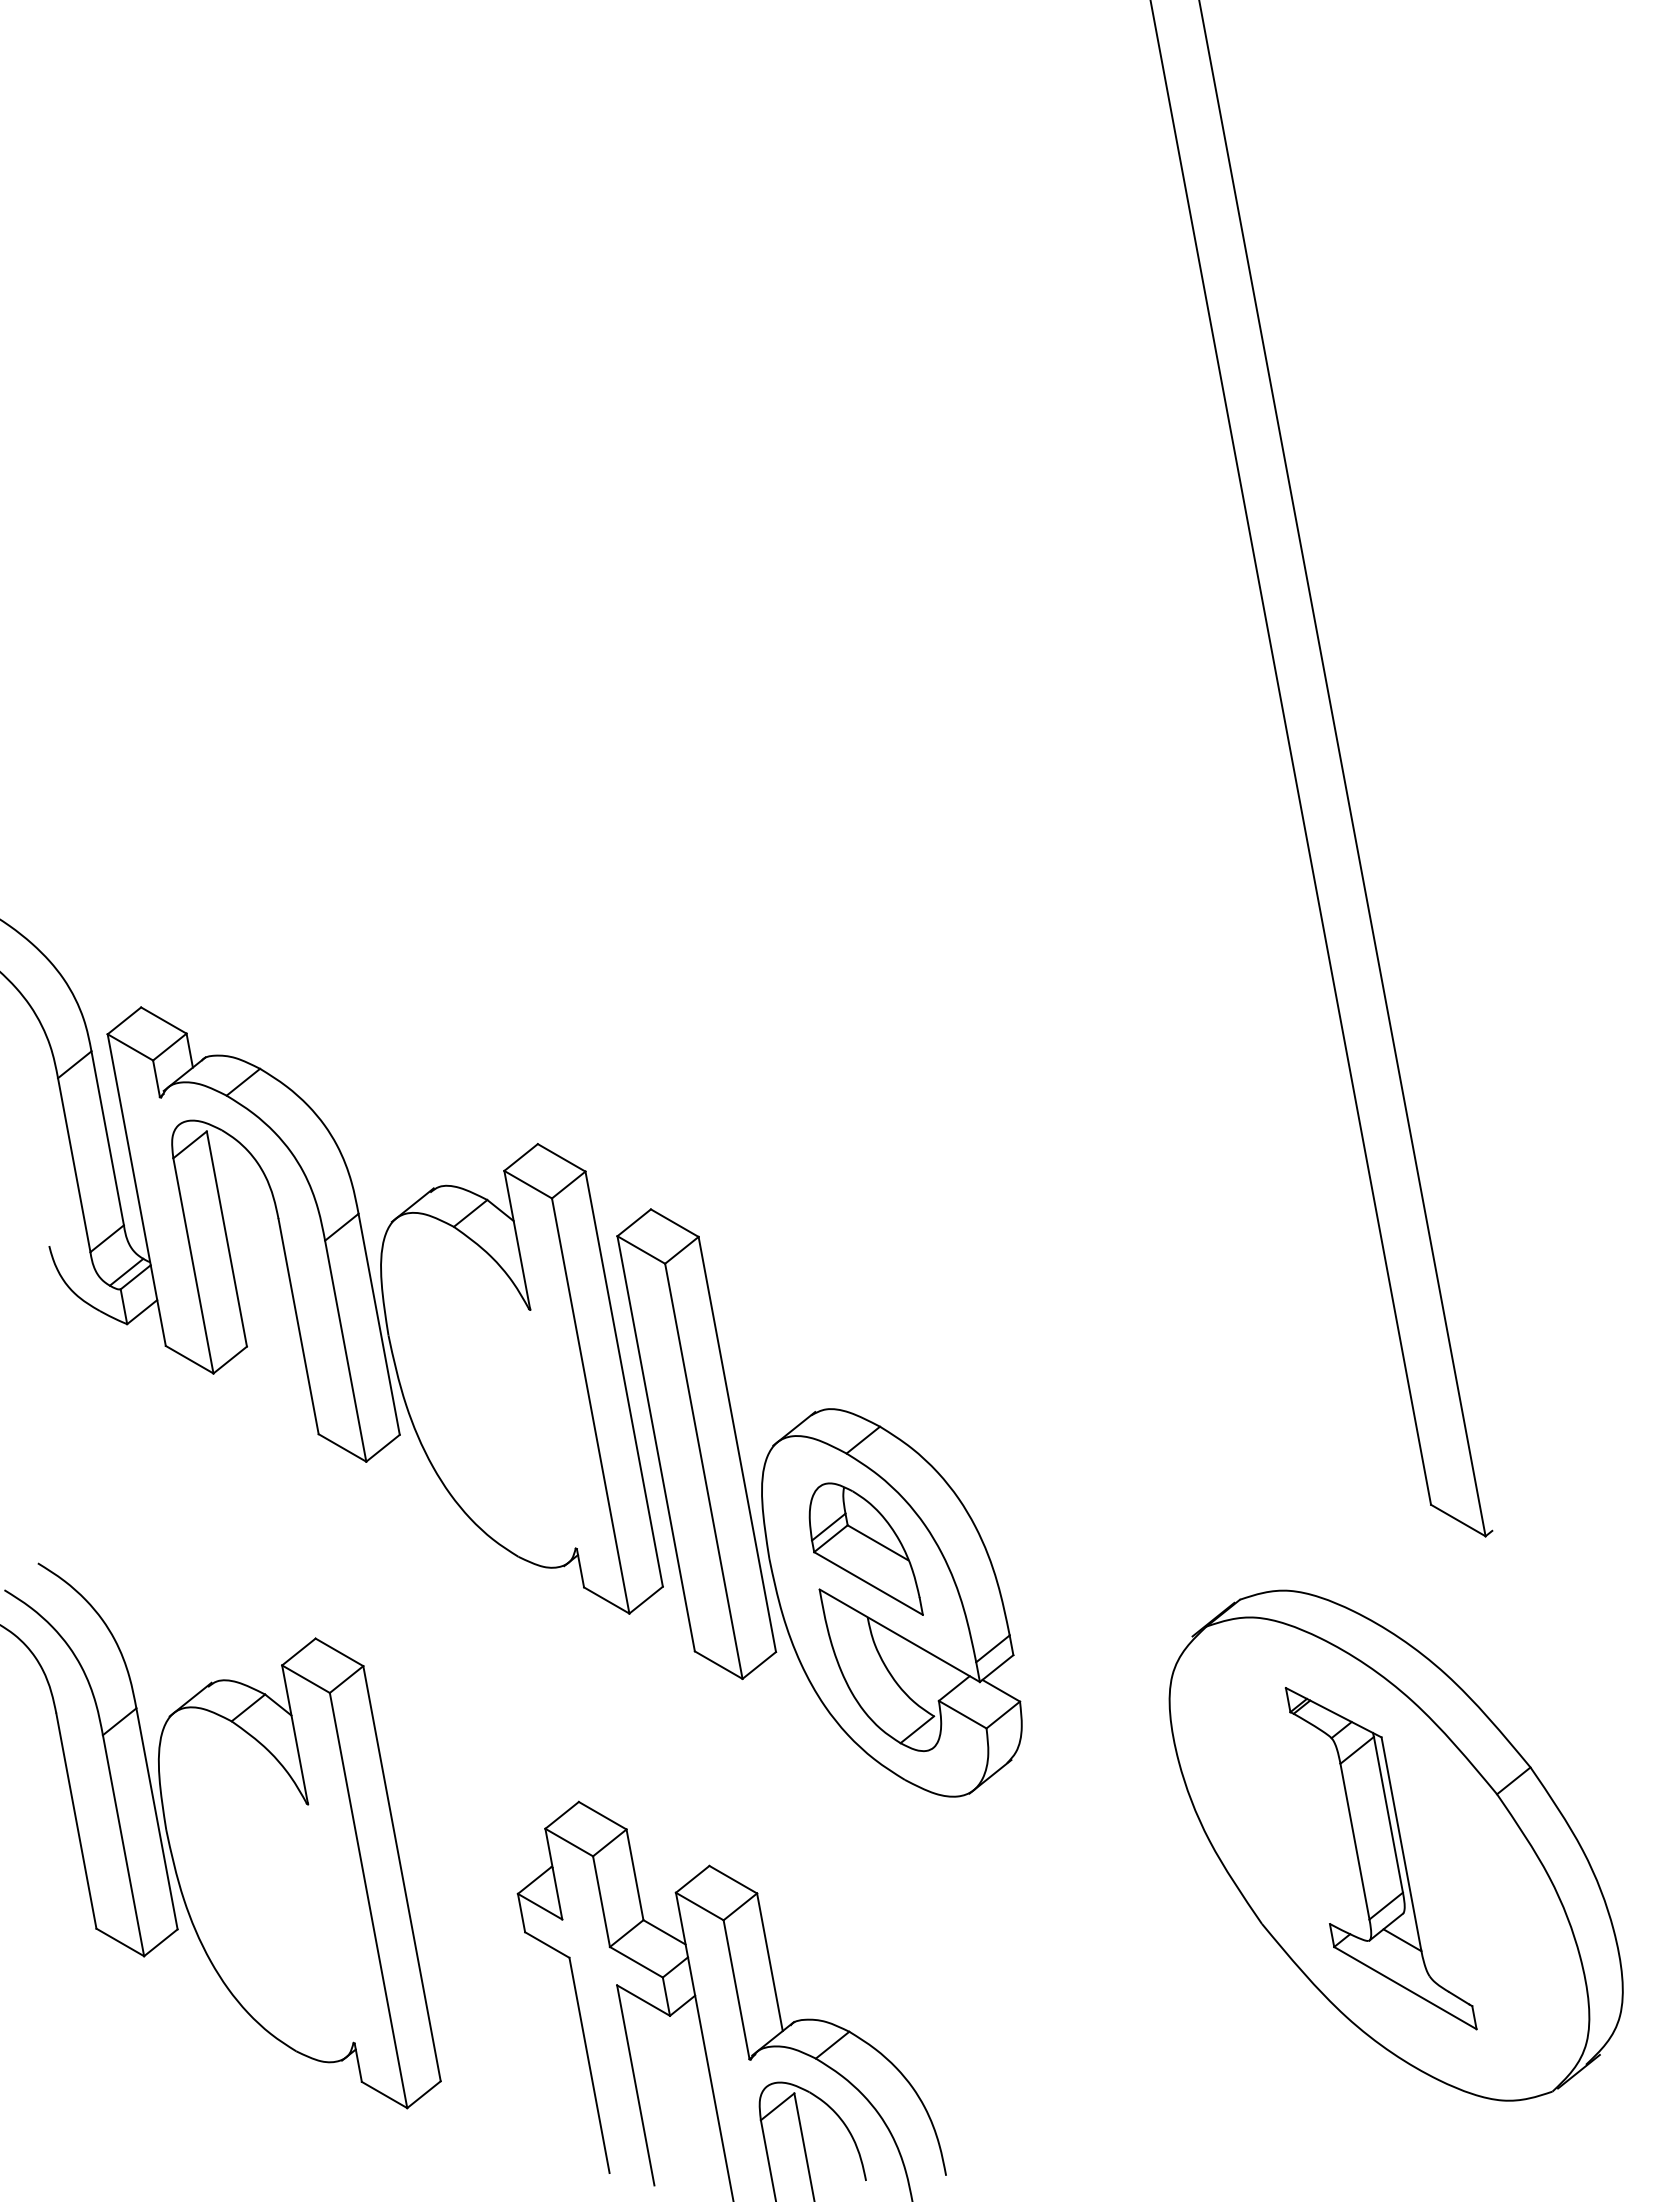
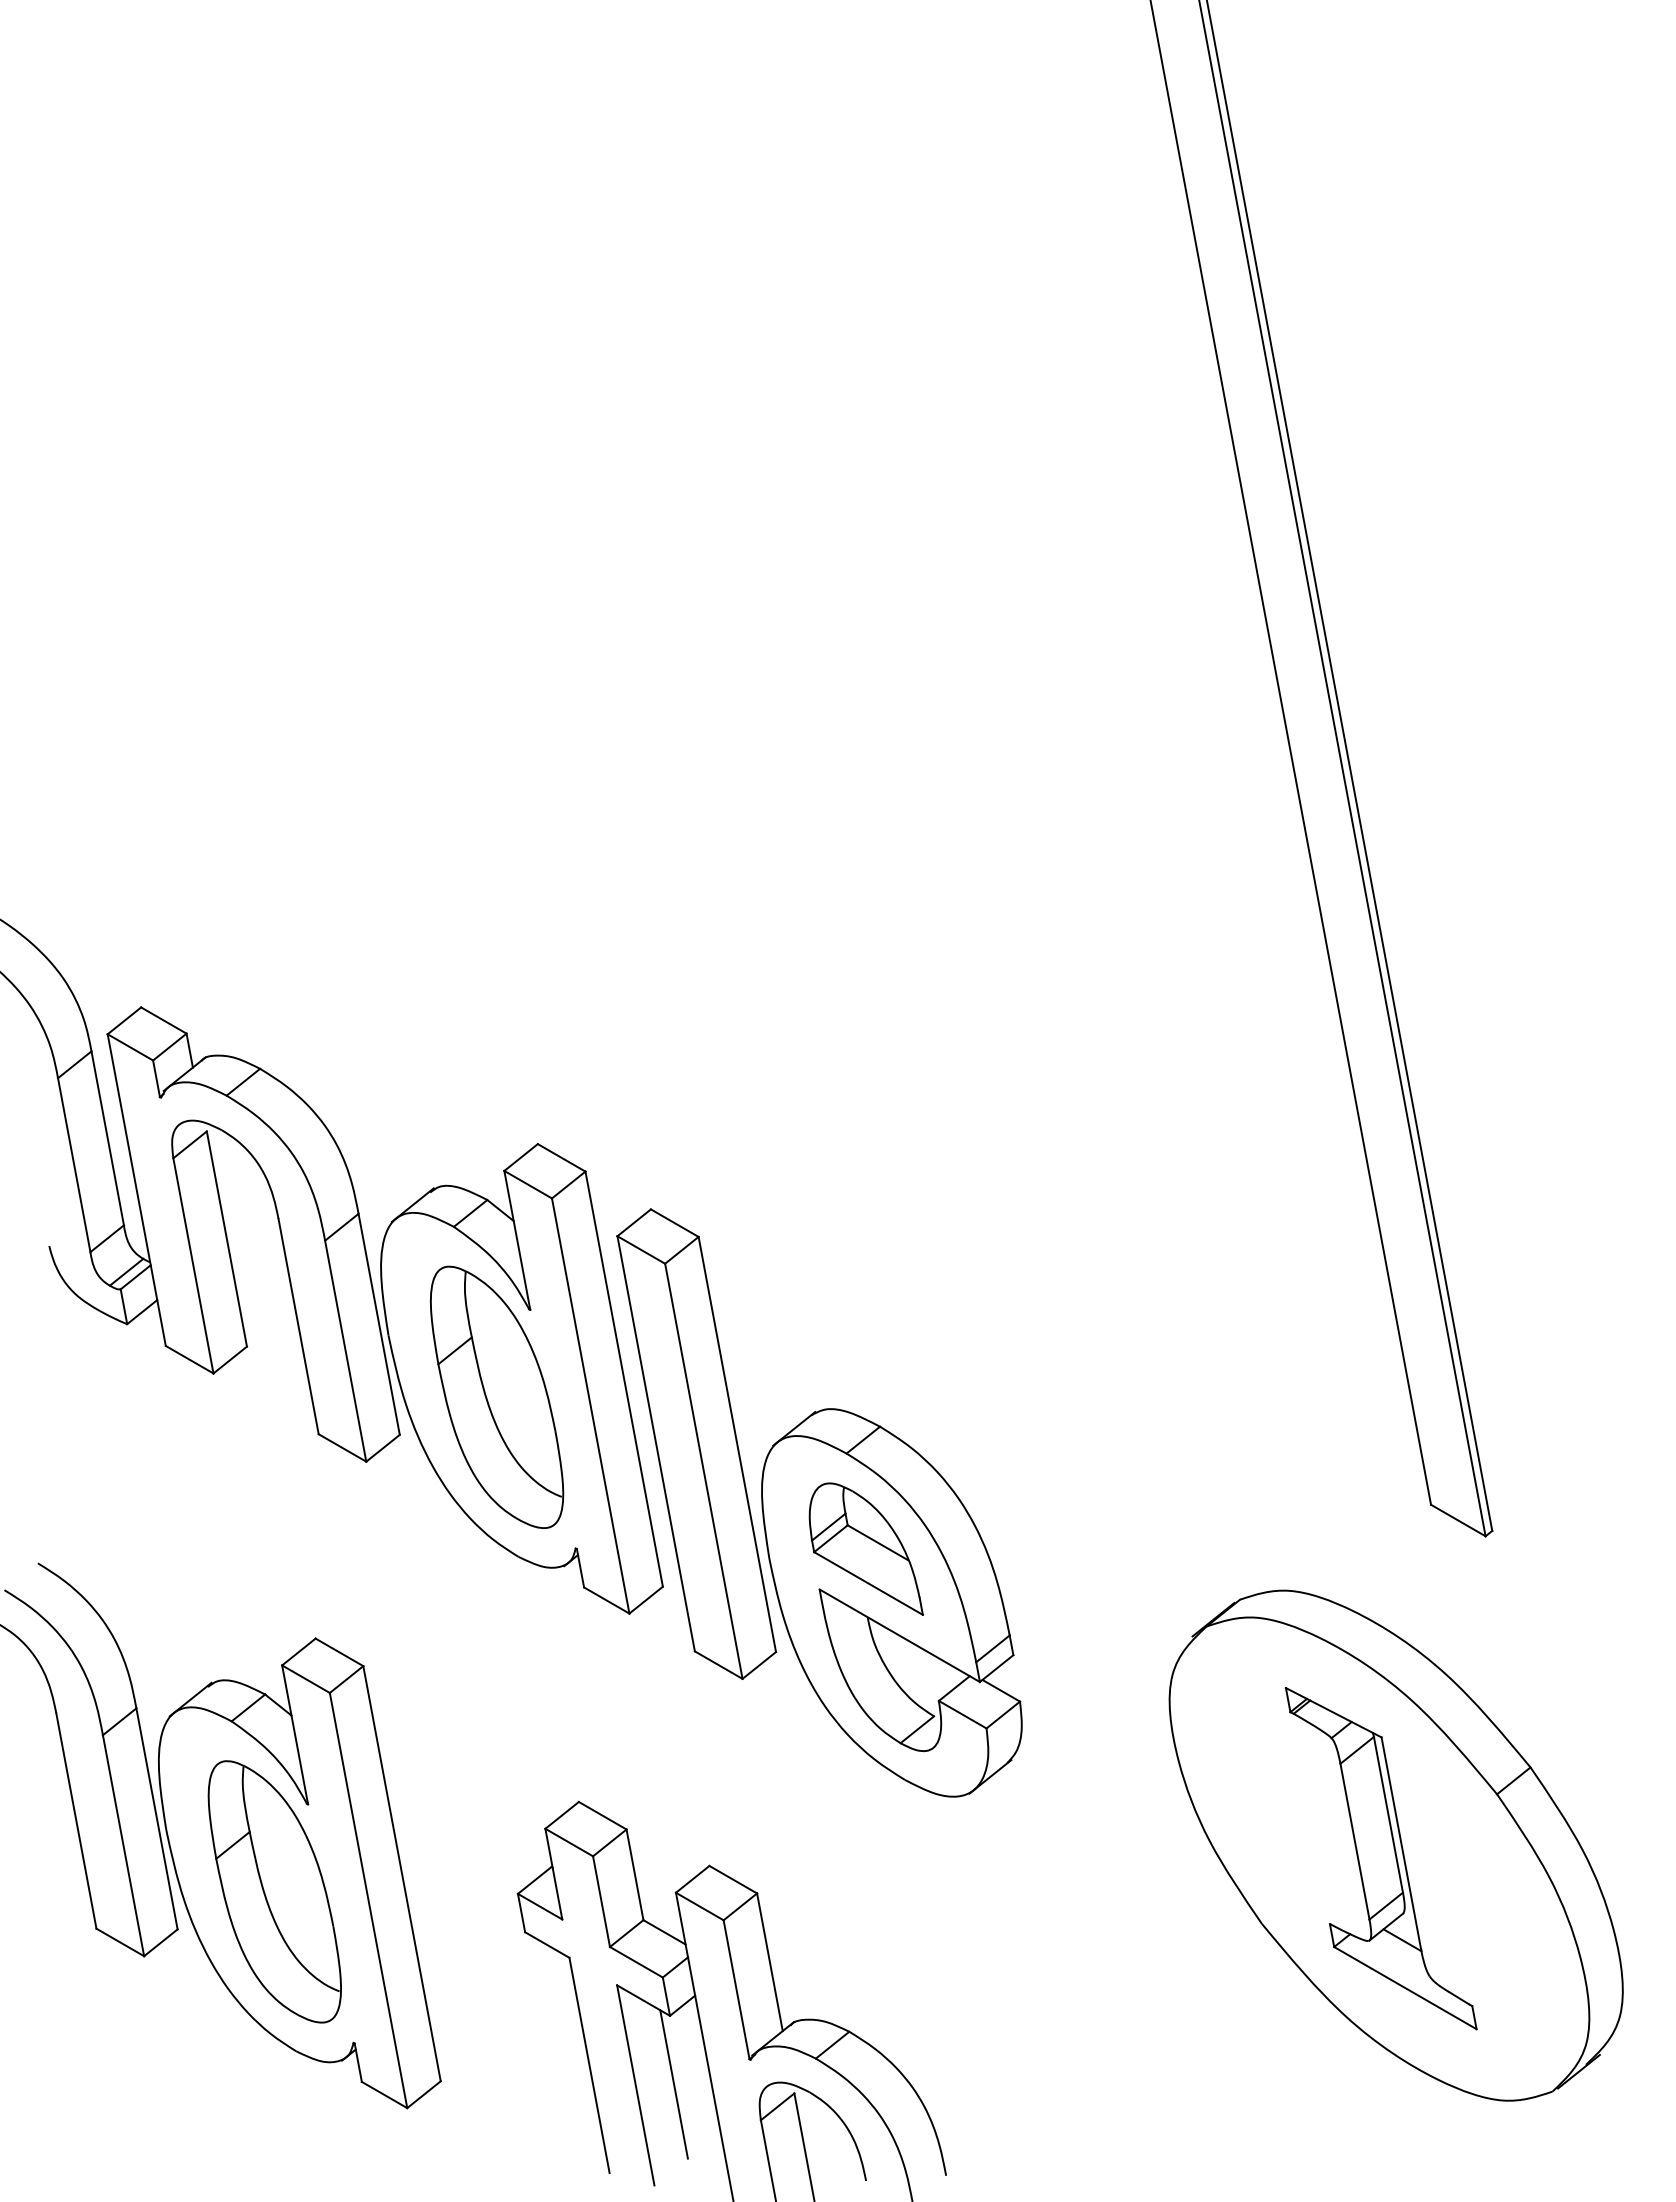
line: none -> present (1349, 766)
part: none -> present (496, 1396)
part: none -> present (274, 1891)
line: none -> present (673, 2084)
